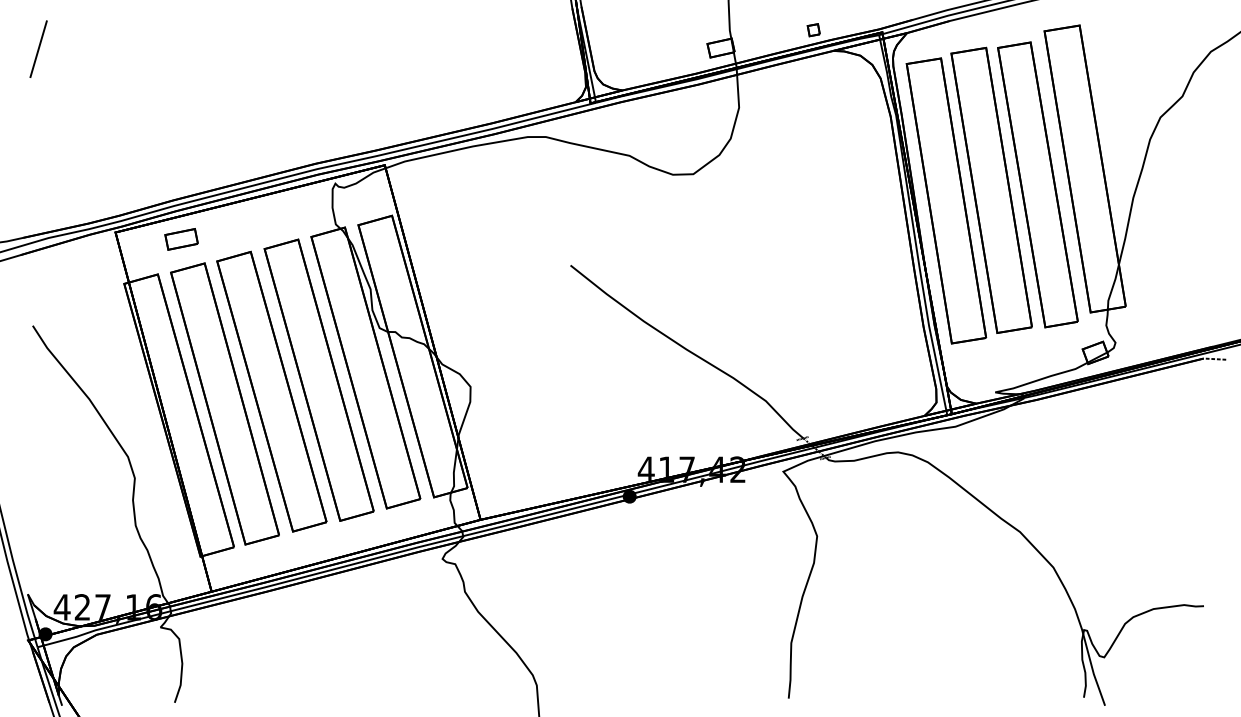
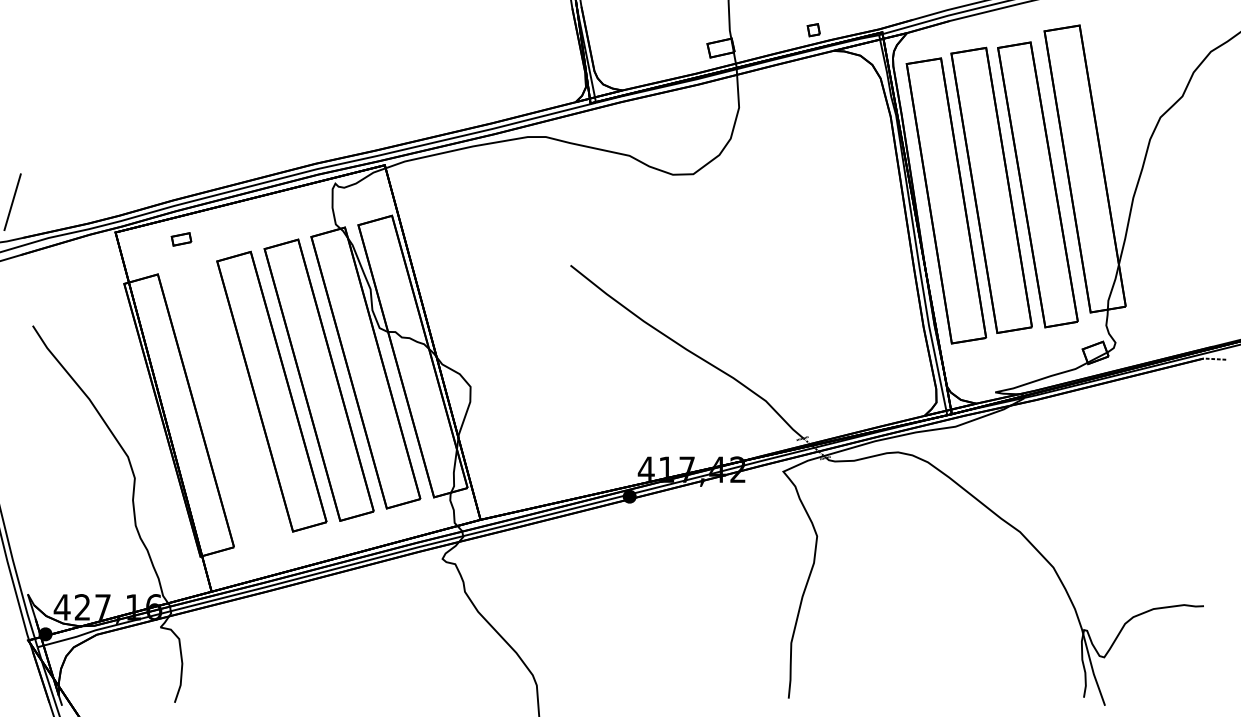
line position: (38, 48) -> (12, 201) (12, 201)
part size: 35x23 px -> 23x15 px (181, 239)
part: present -> none (224, 403)
